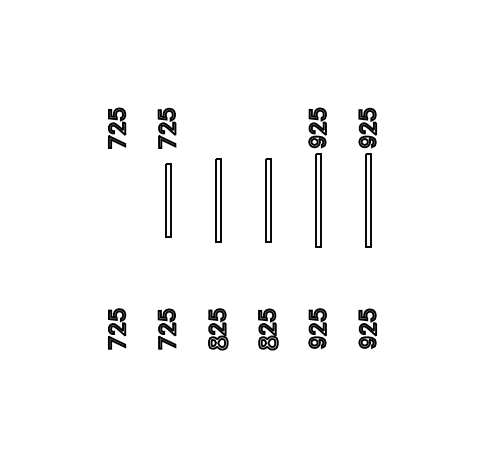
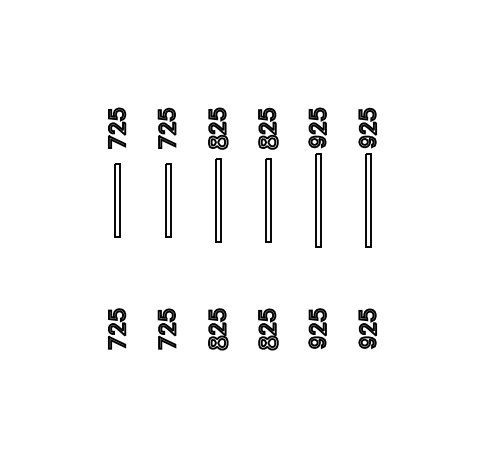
part: none -> present (218, 128)
part: none -> present (268, 128)
part: none -> present (117, 200)
